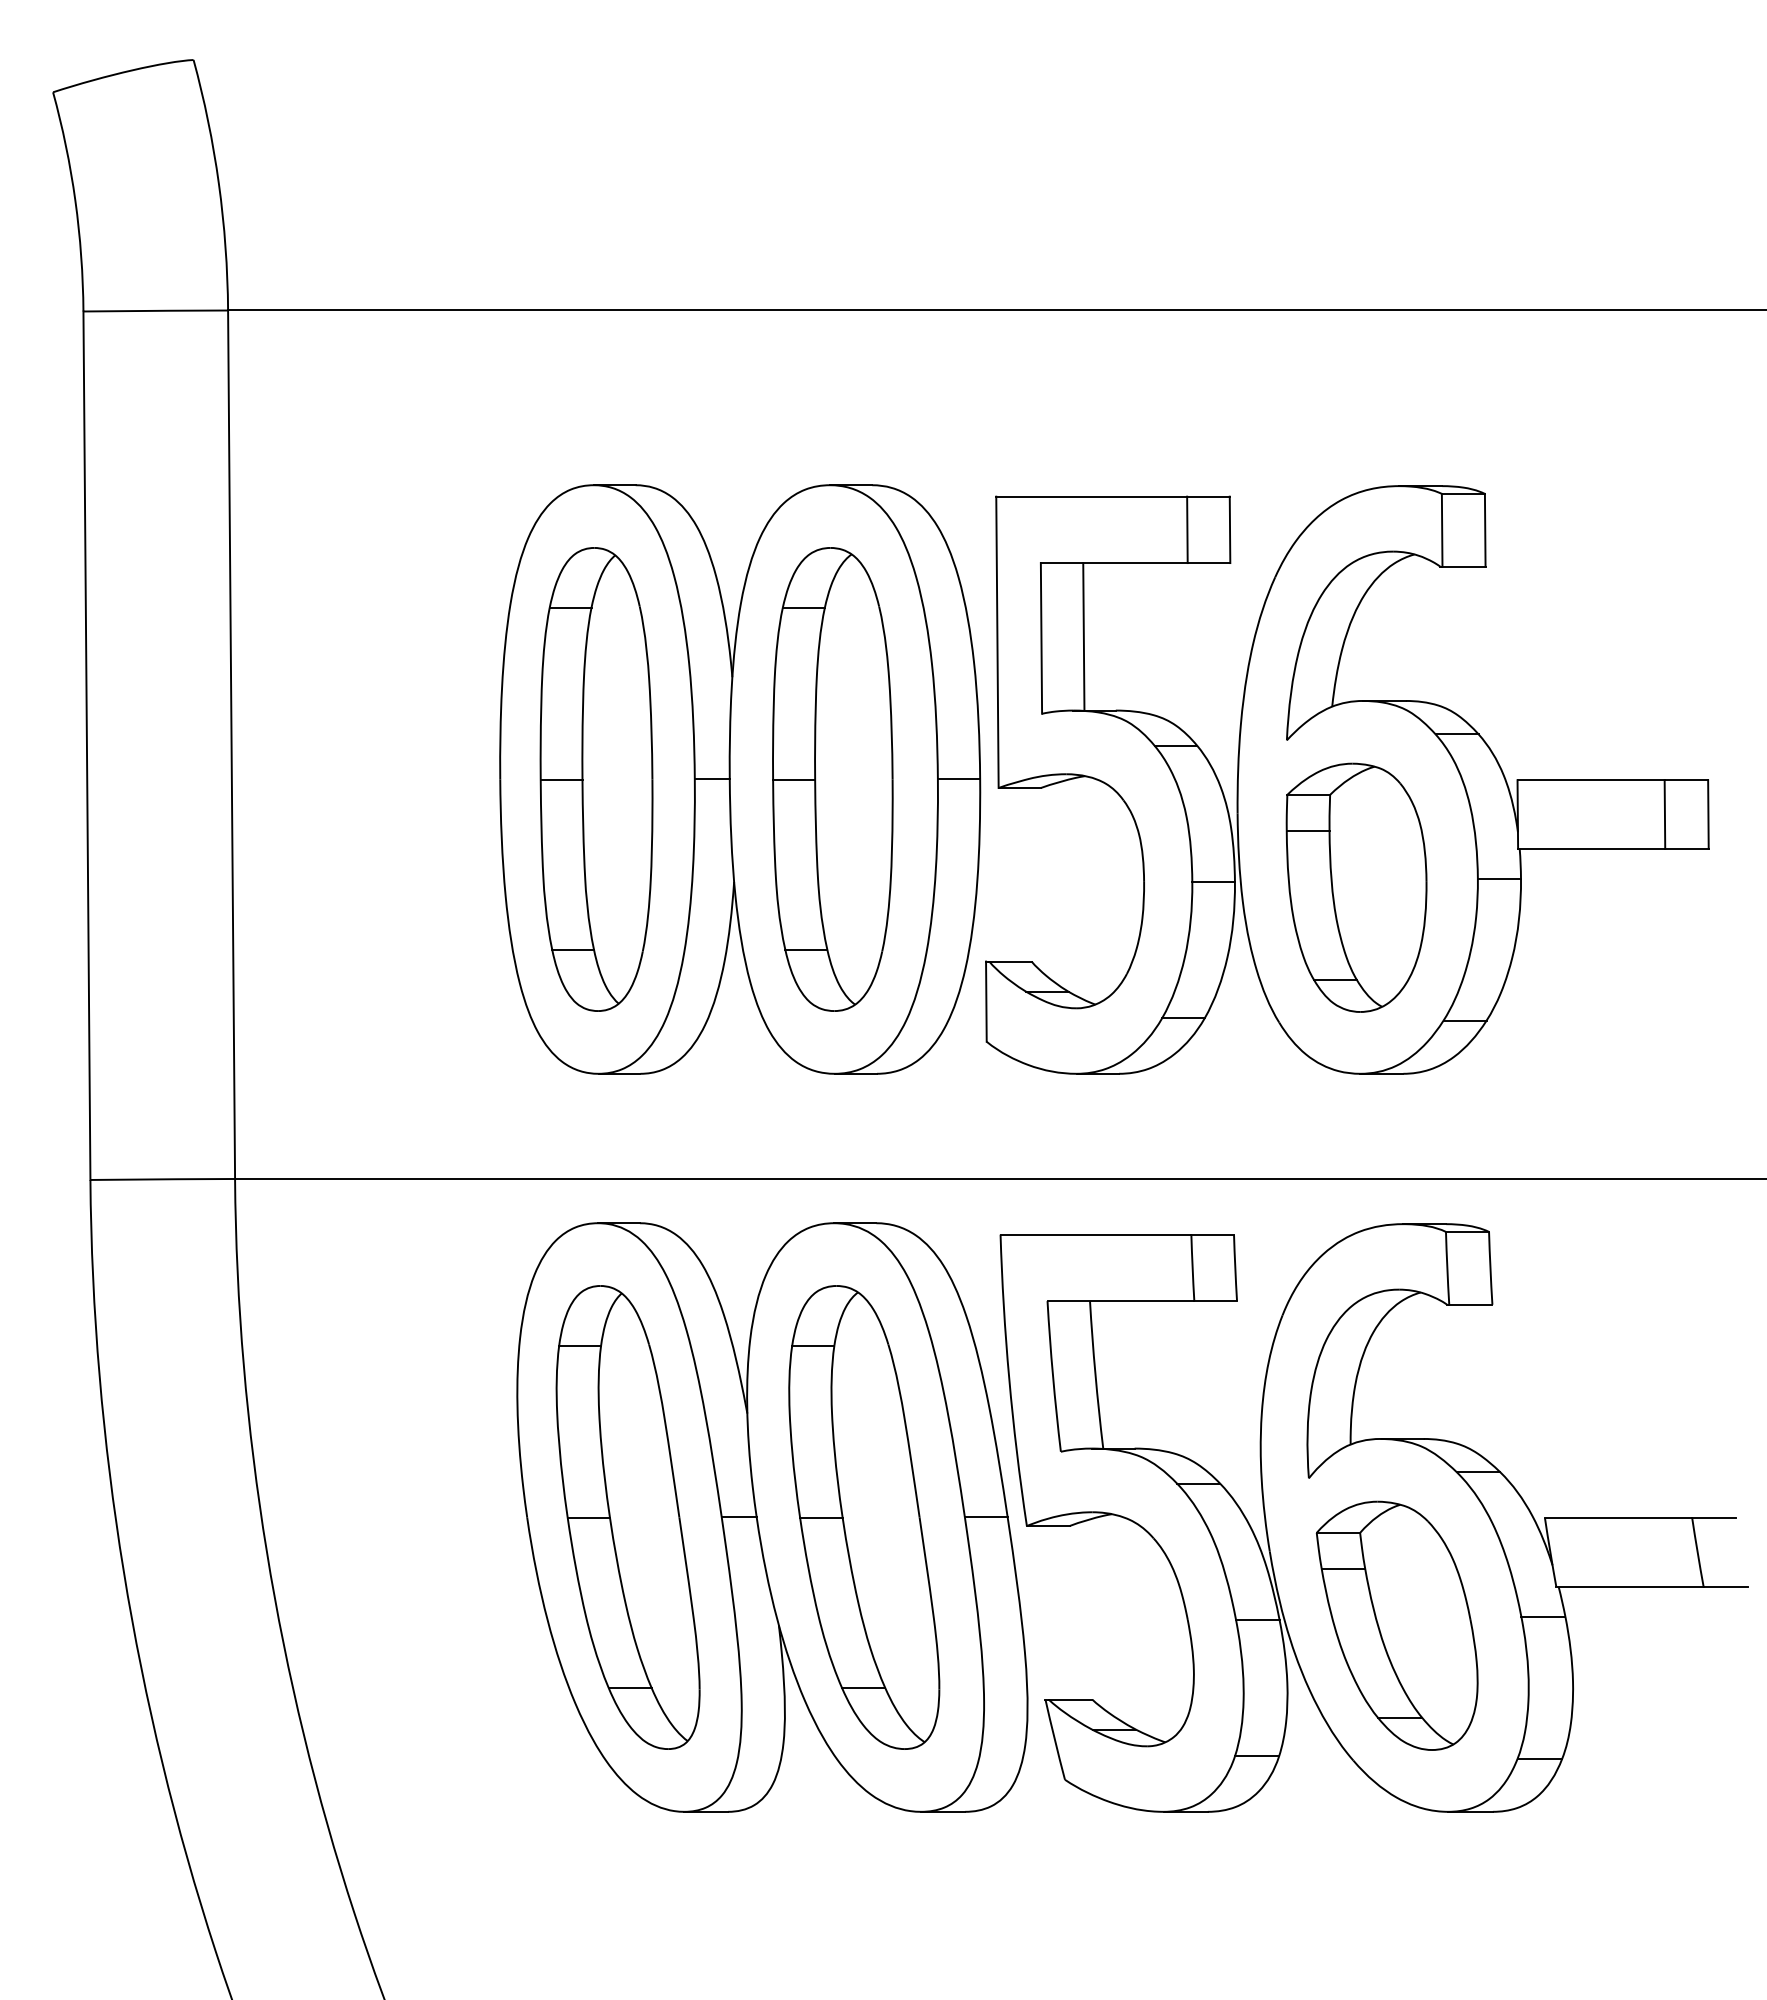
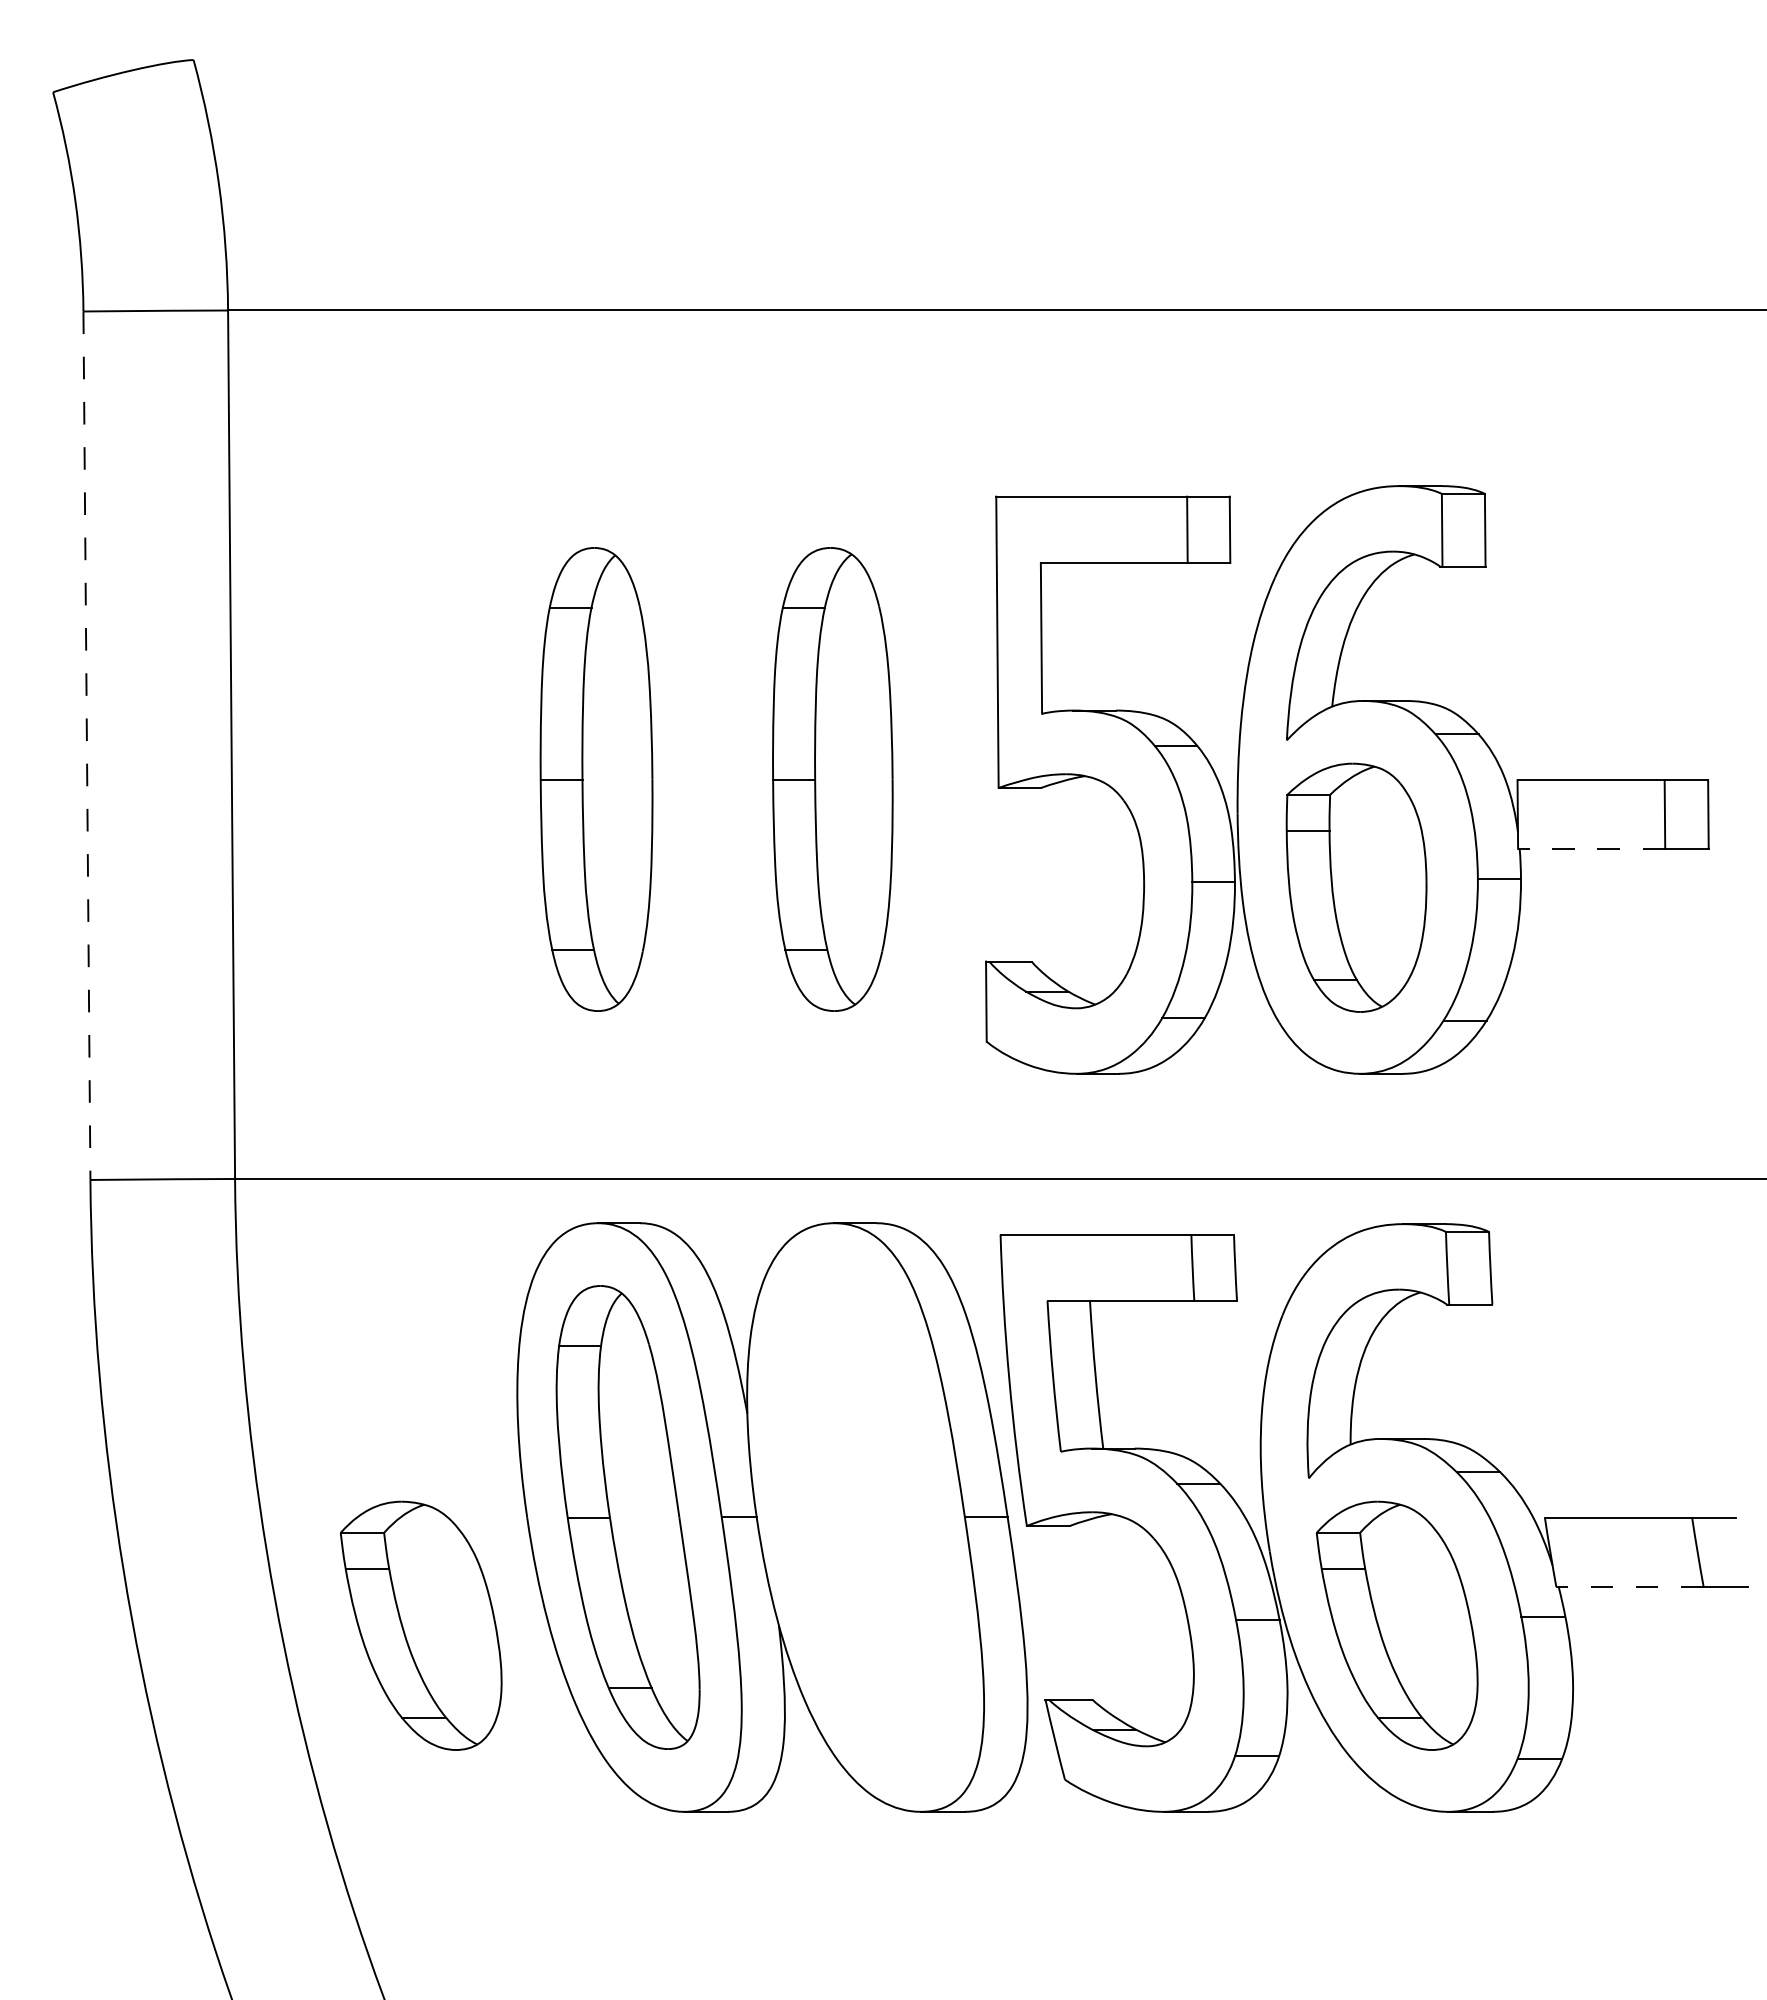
line: present -> none (1083, 636)
line: solid -> dashed (86, 746)
part: present -> none (740, 779)
line: solid -> dashed (1591, 848)
part: present -> none (864, 1517)
line: solid -> dashed (1630, 1586)
part: none -> present (420, 1625)
